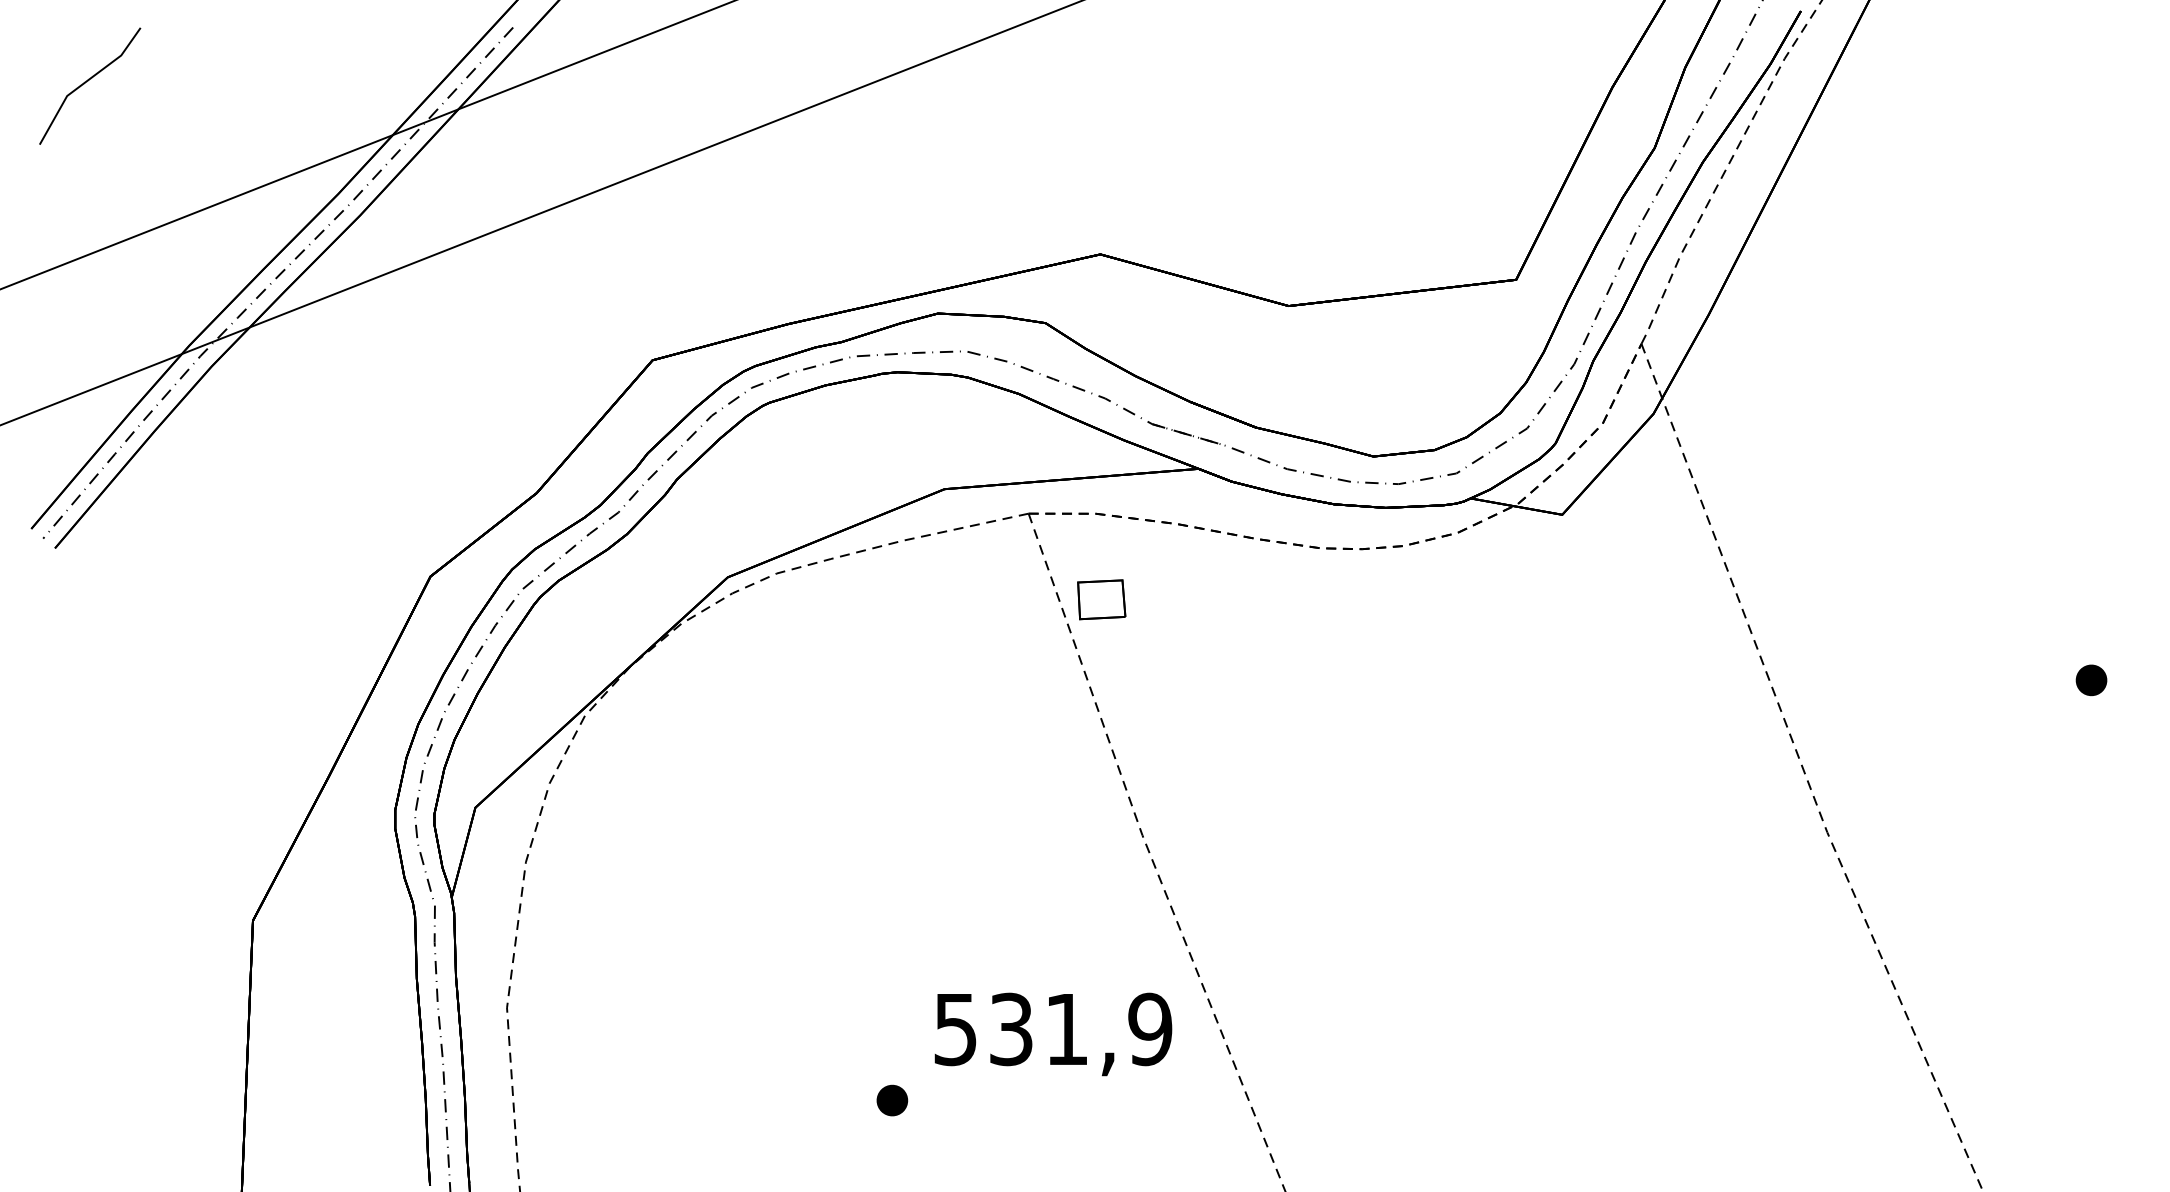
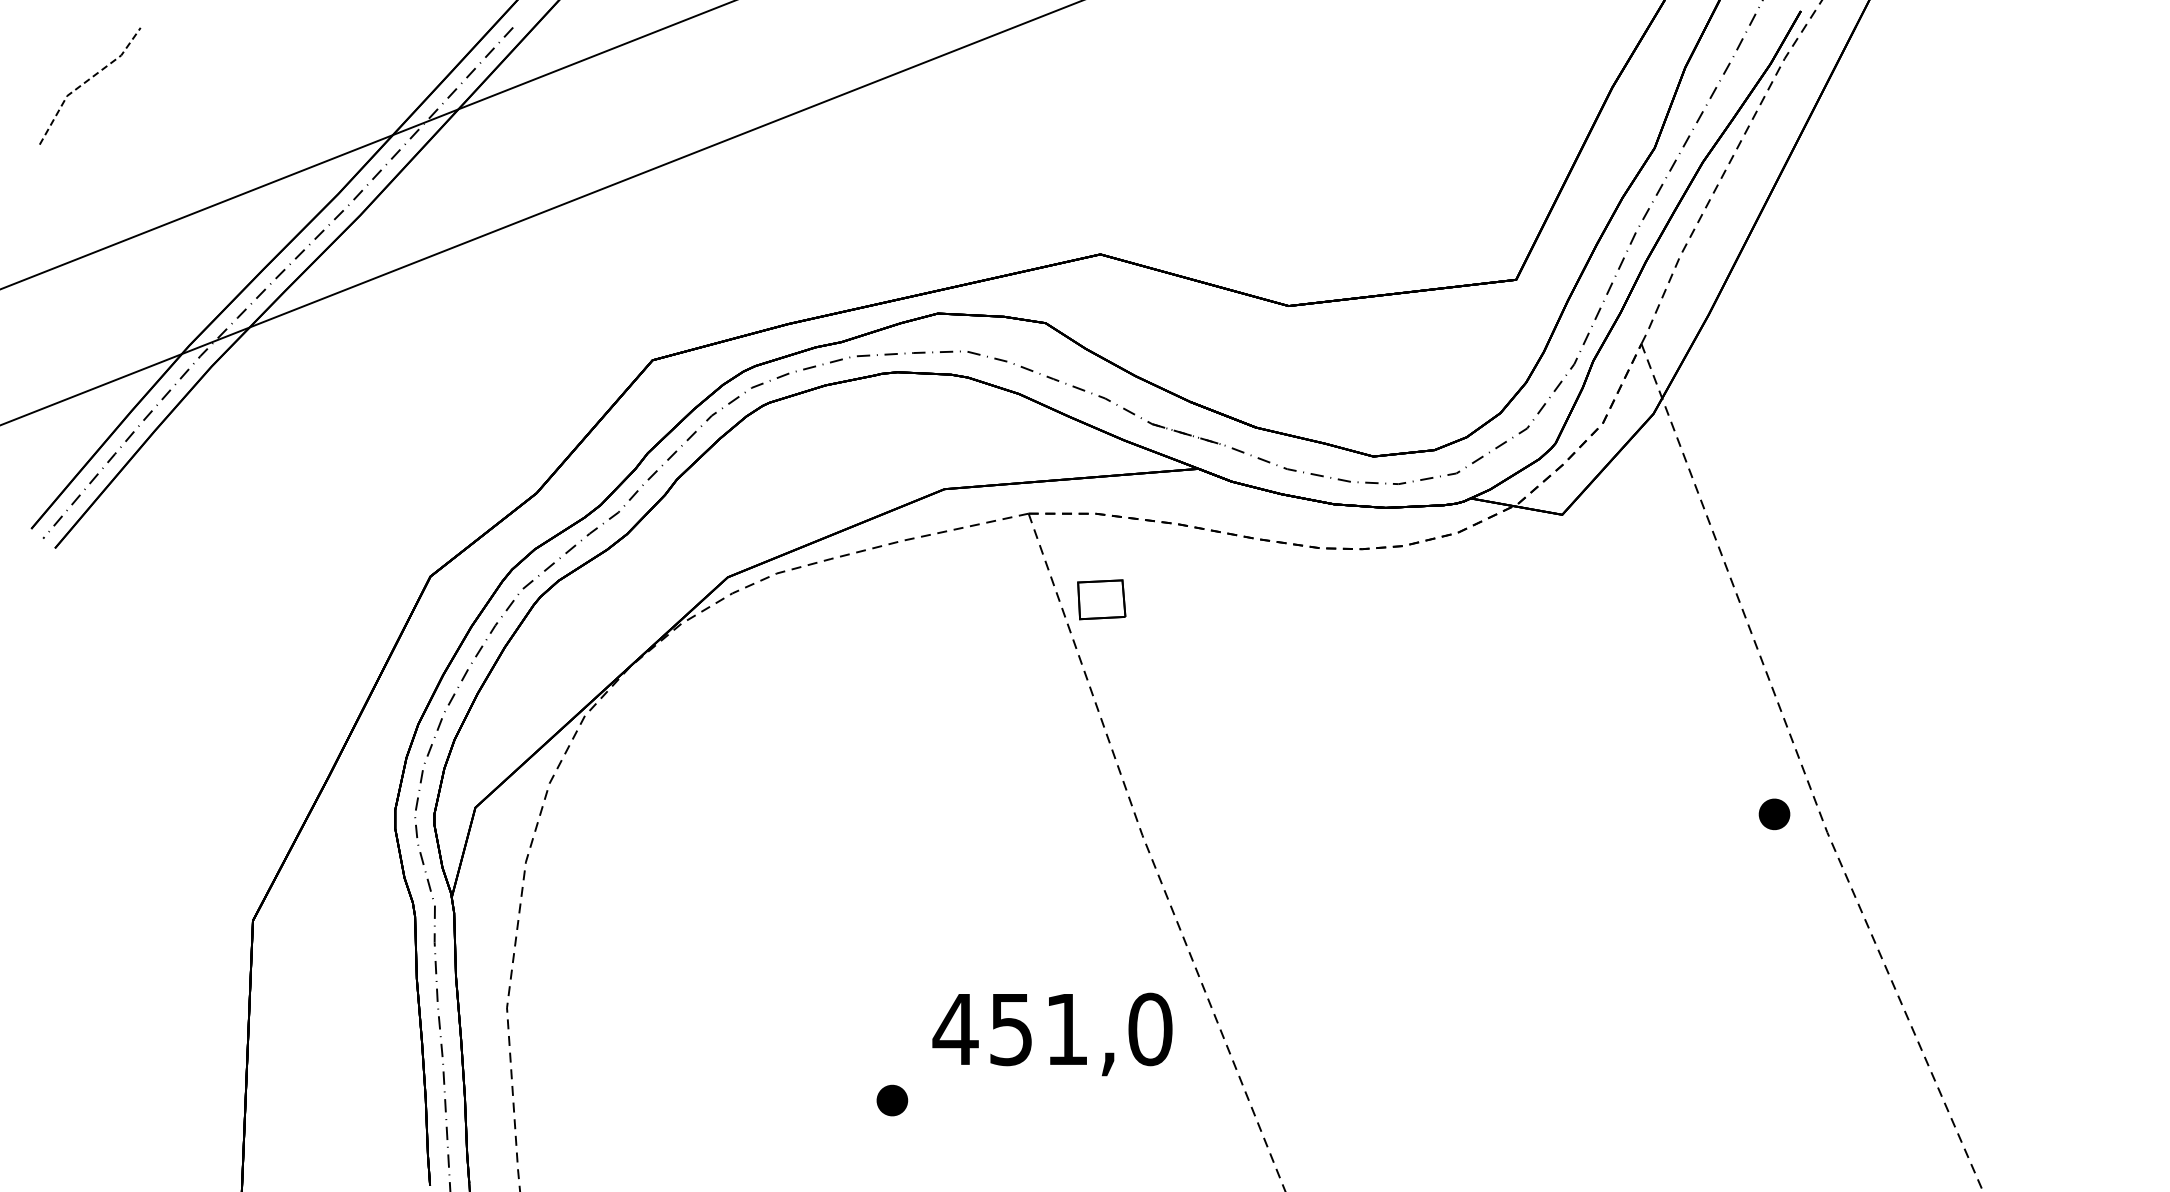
line: solid -> dashed (85, 82)
part position: (2091, 680) -> (1774, 814) (1774, 814)
text: 531,9 -> 451,0 (1052, 1029)
